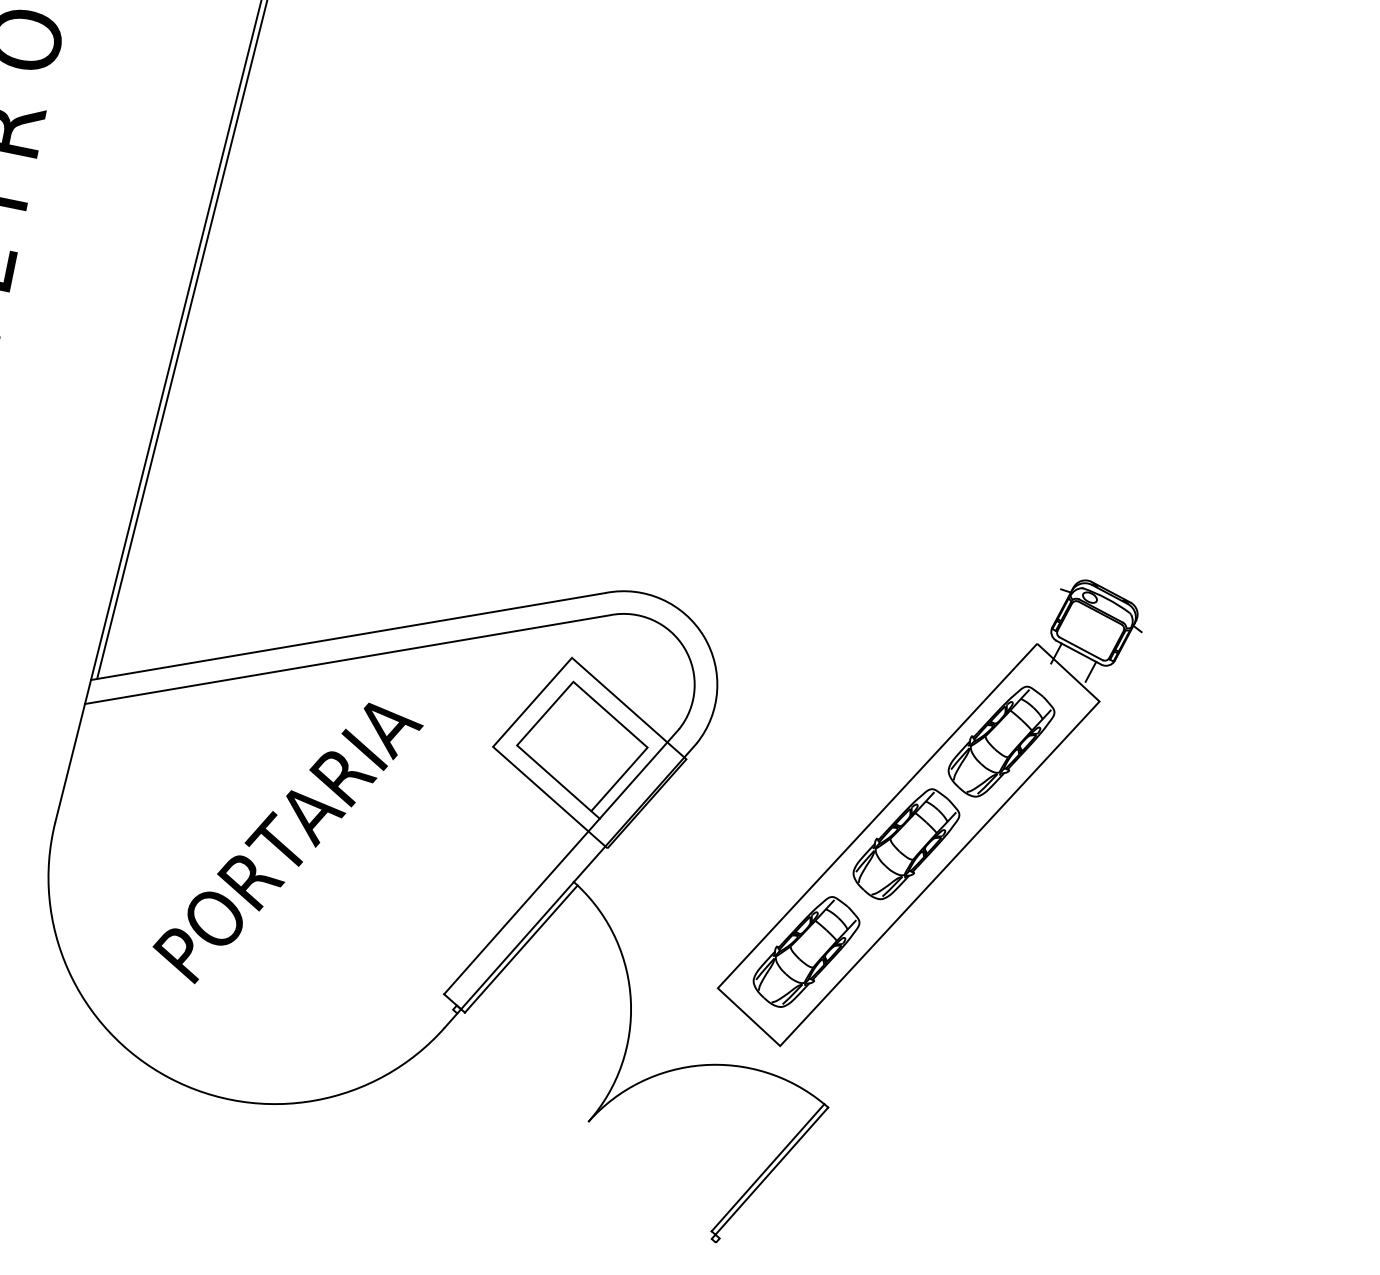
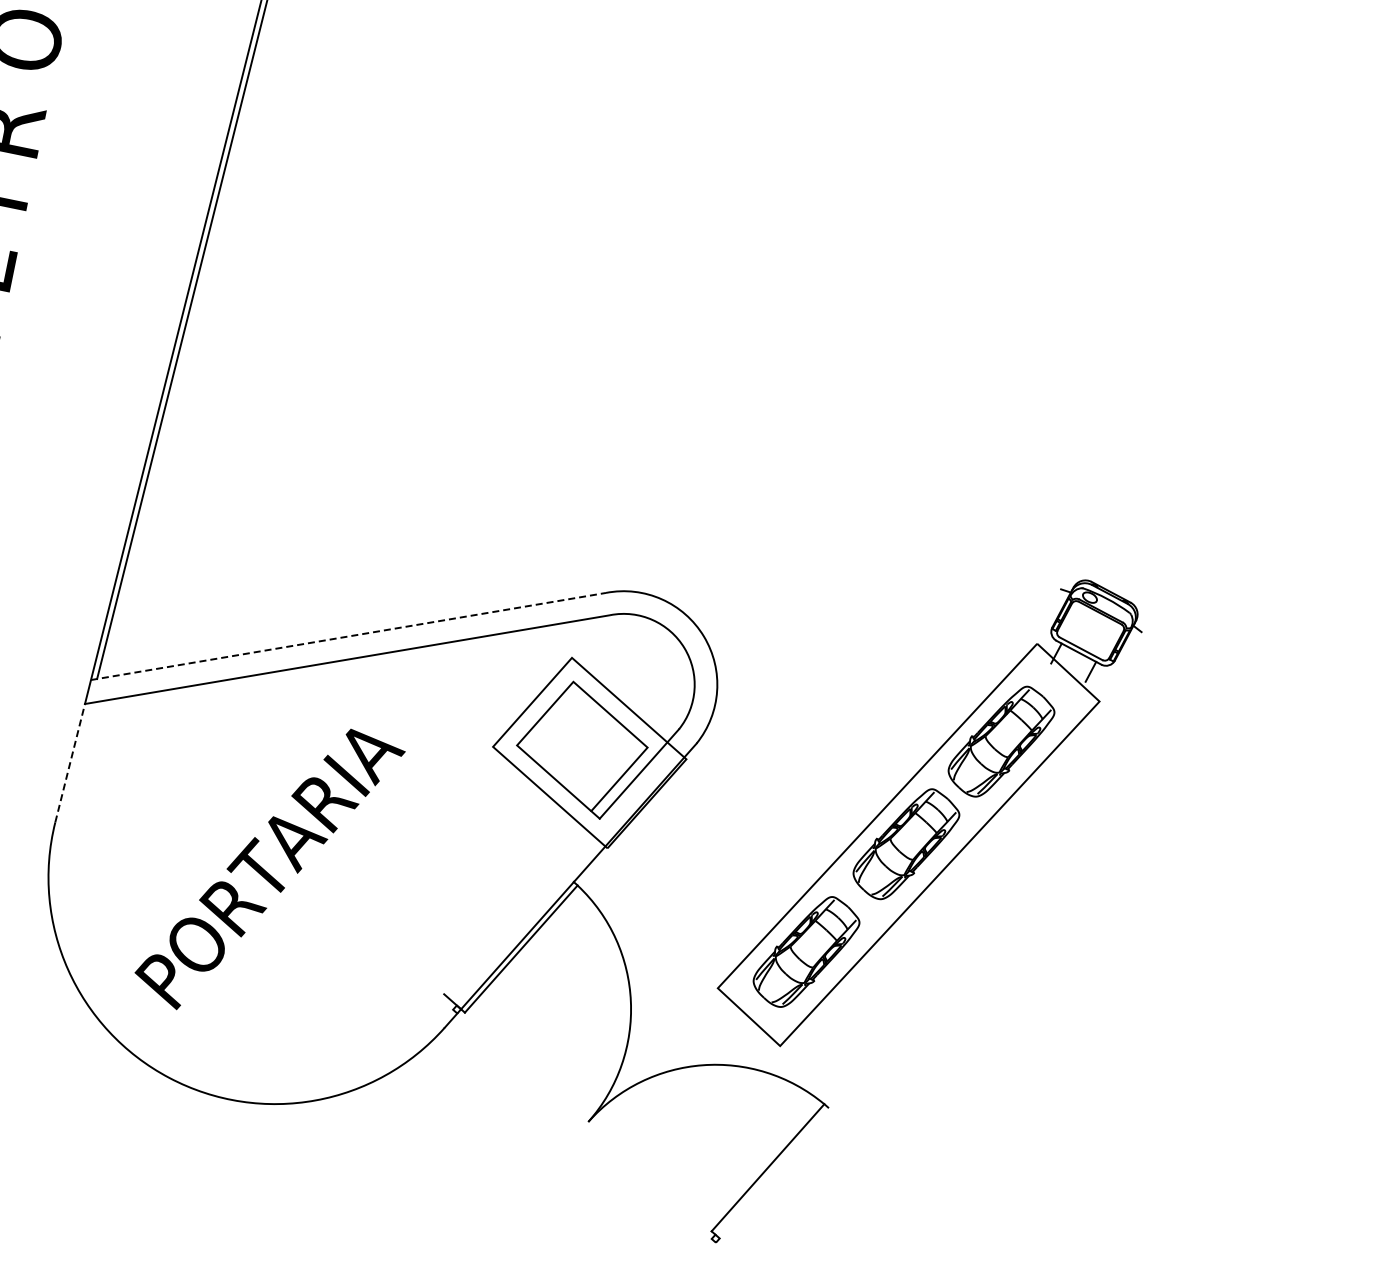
line: solid -> dashed (348, 636)
line: solid -> dashed (70, 762)
text position: (287, 843) -> (269, 869) (269, 869)
line: present -> none (521, 906)
line: present -> none (771, 1170)
